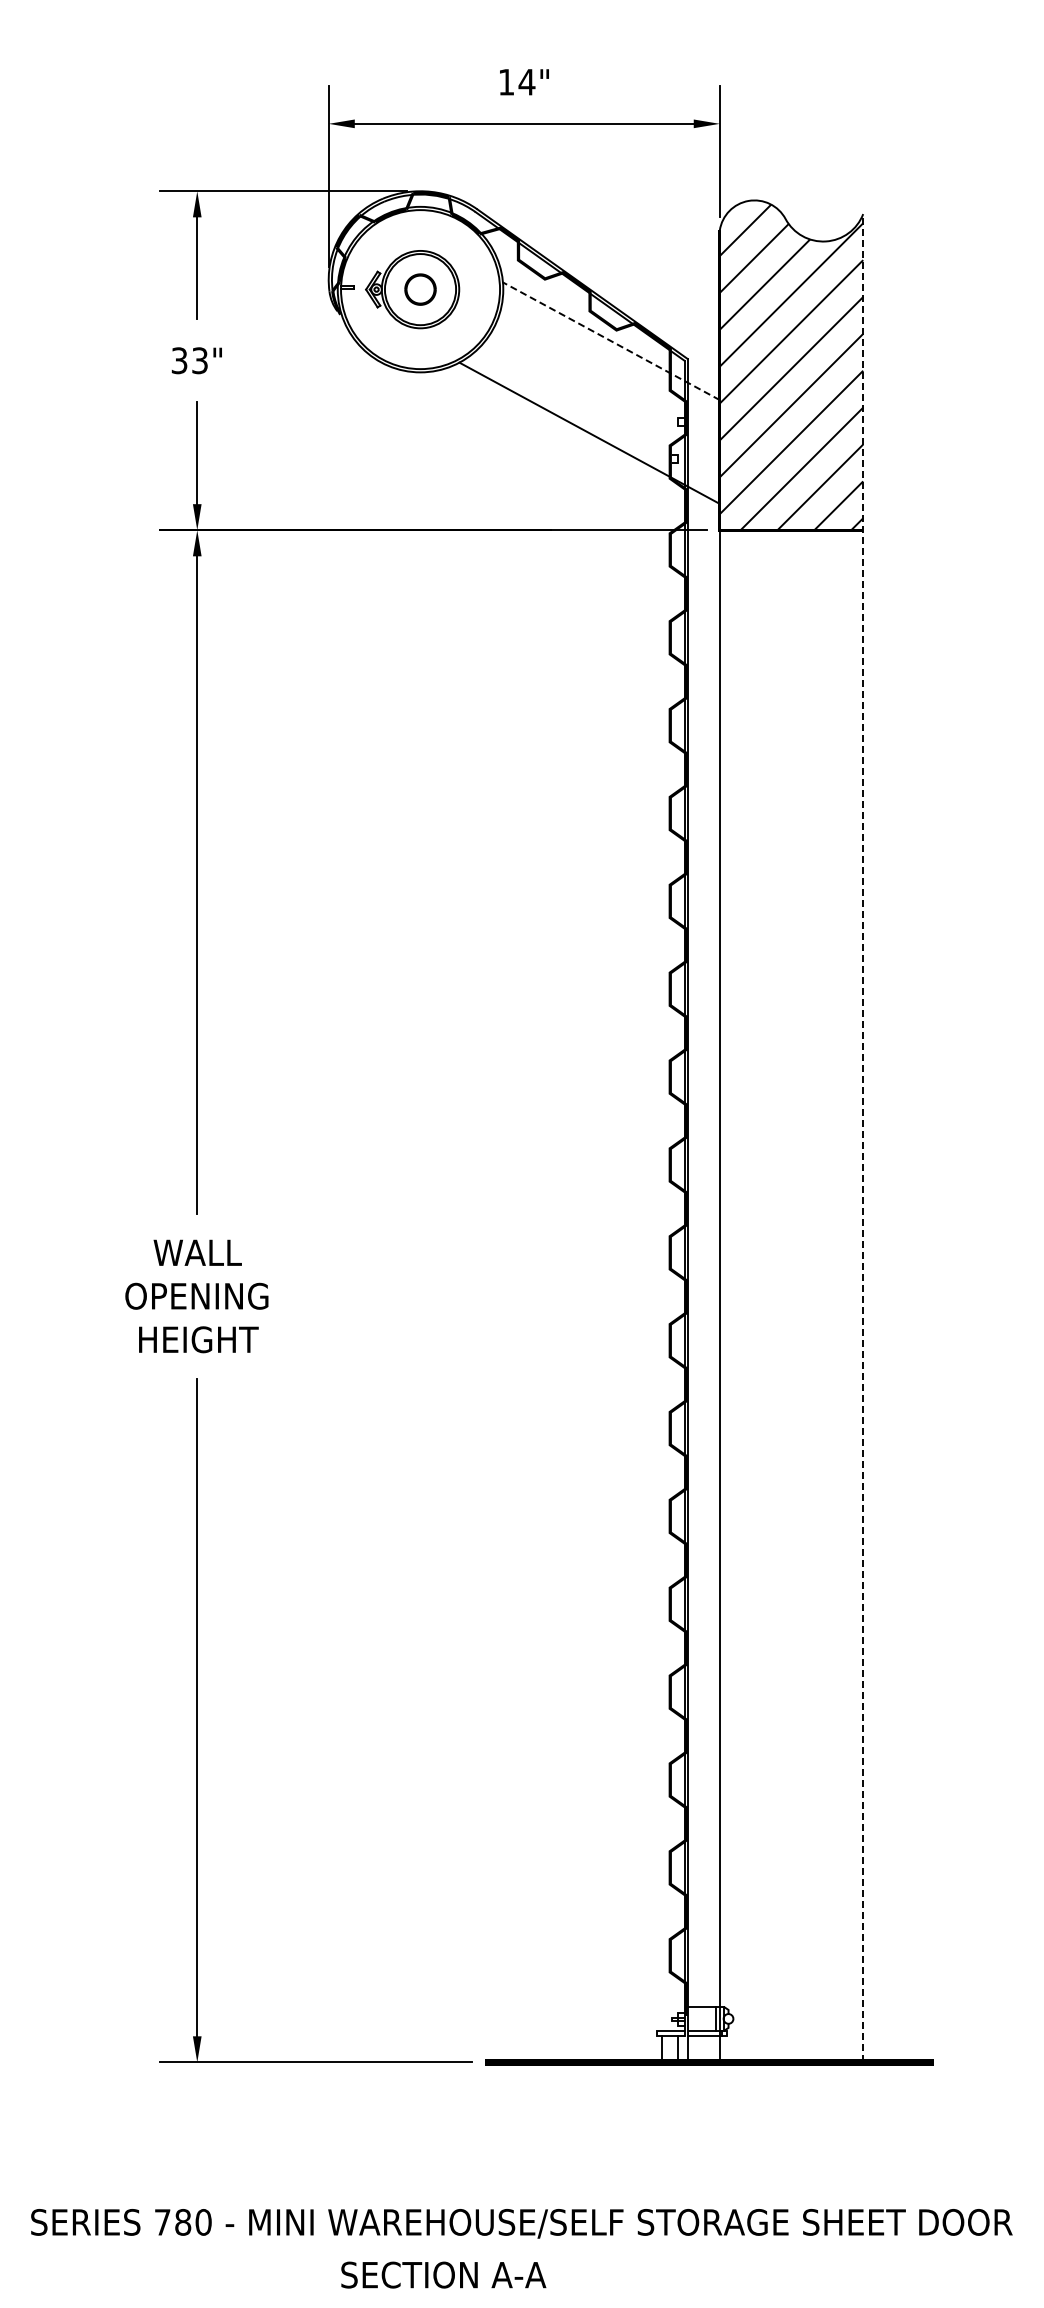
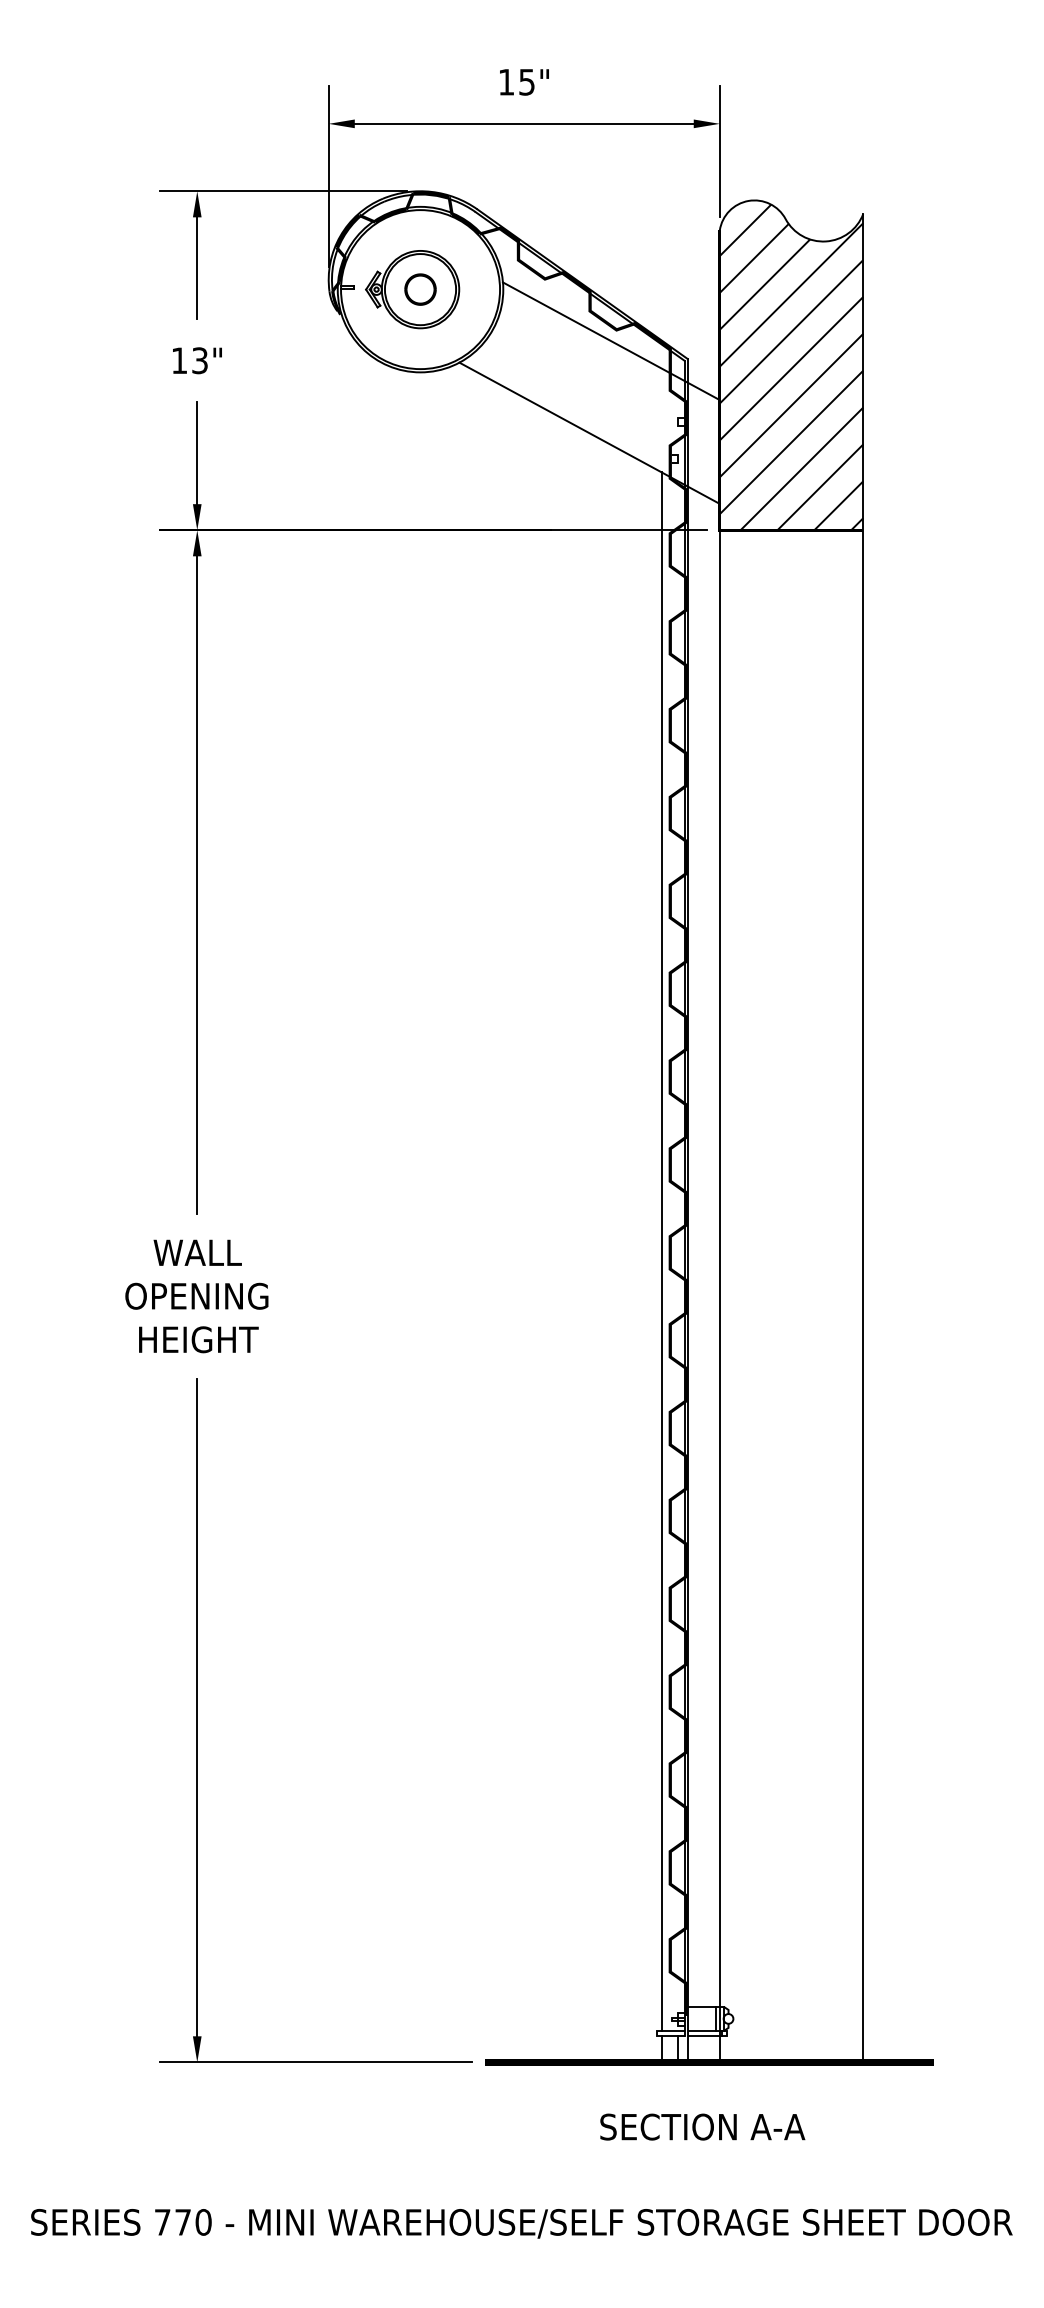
text: 14" -> 15" (526, 82)
line: dashed -> solid (610, 341)
text: 33" -> 13" (179, 360)
line: dashed -> solid (863, 1137)
line: none -> present (661, 1251)
text: 780 -> 770 (183, 2222)
text position: (443, 2274) -> (702, 2126) (702, 2126)
